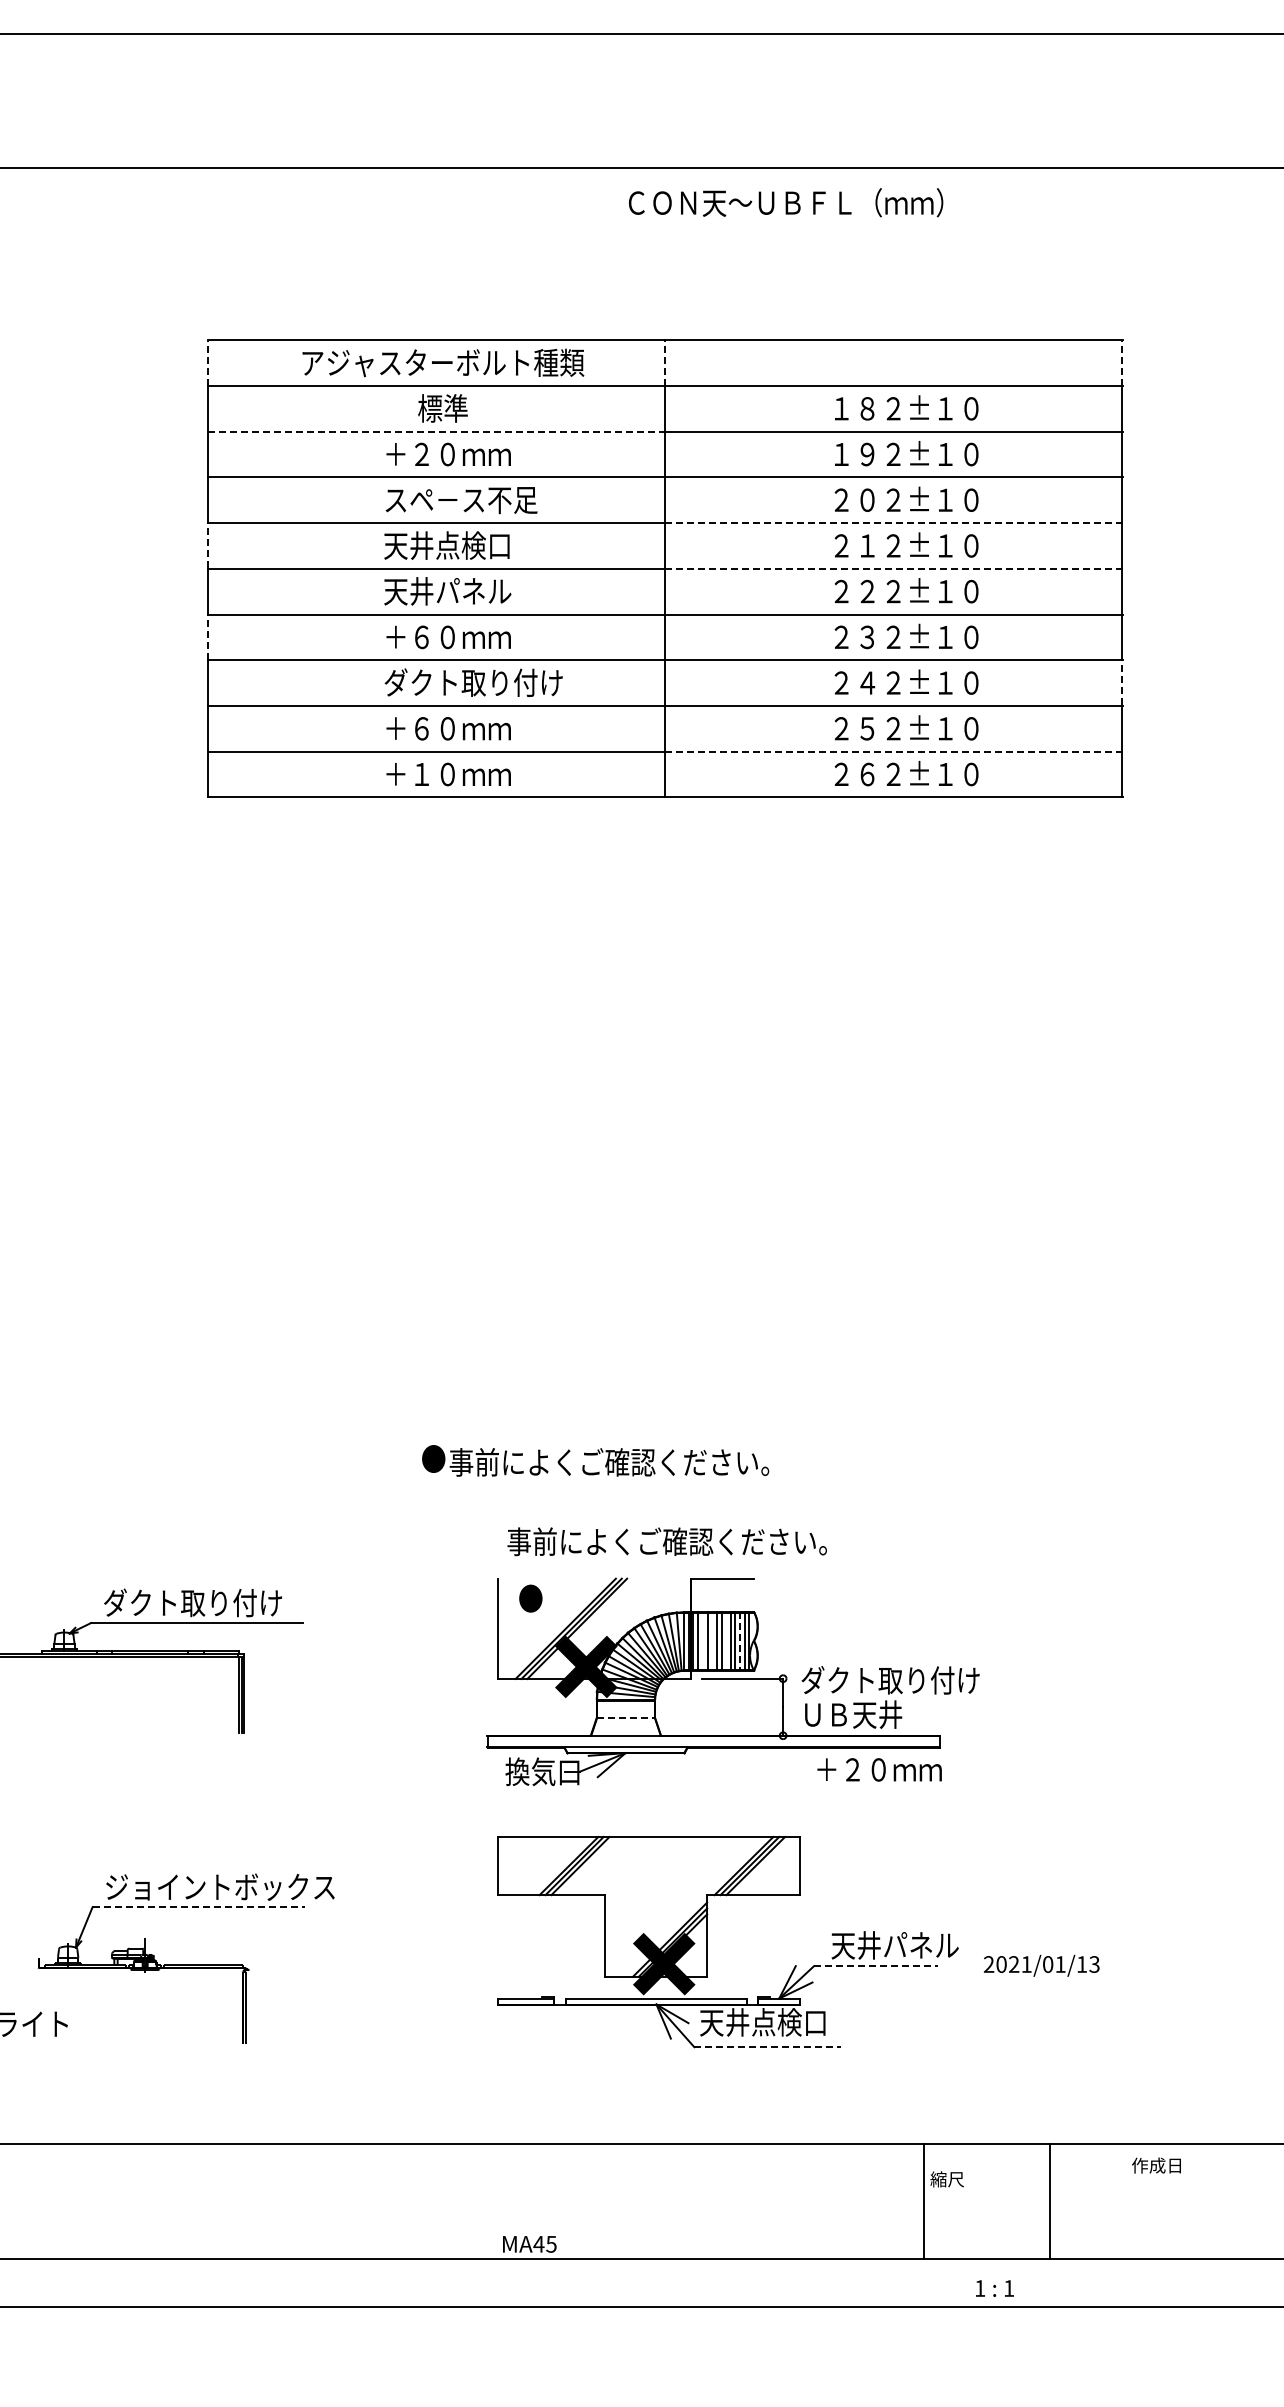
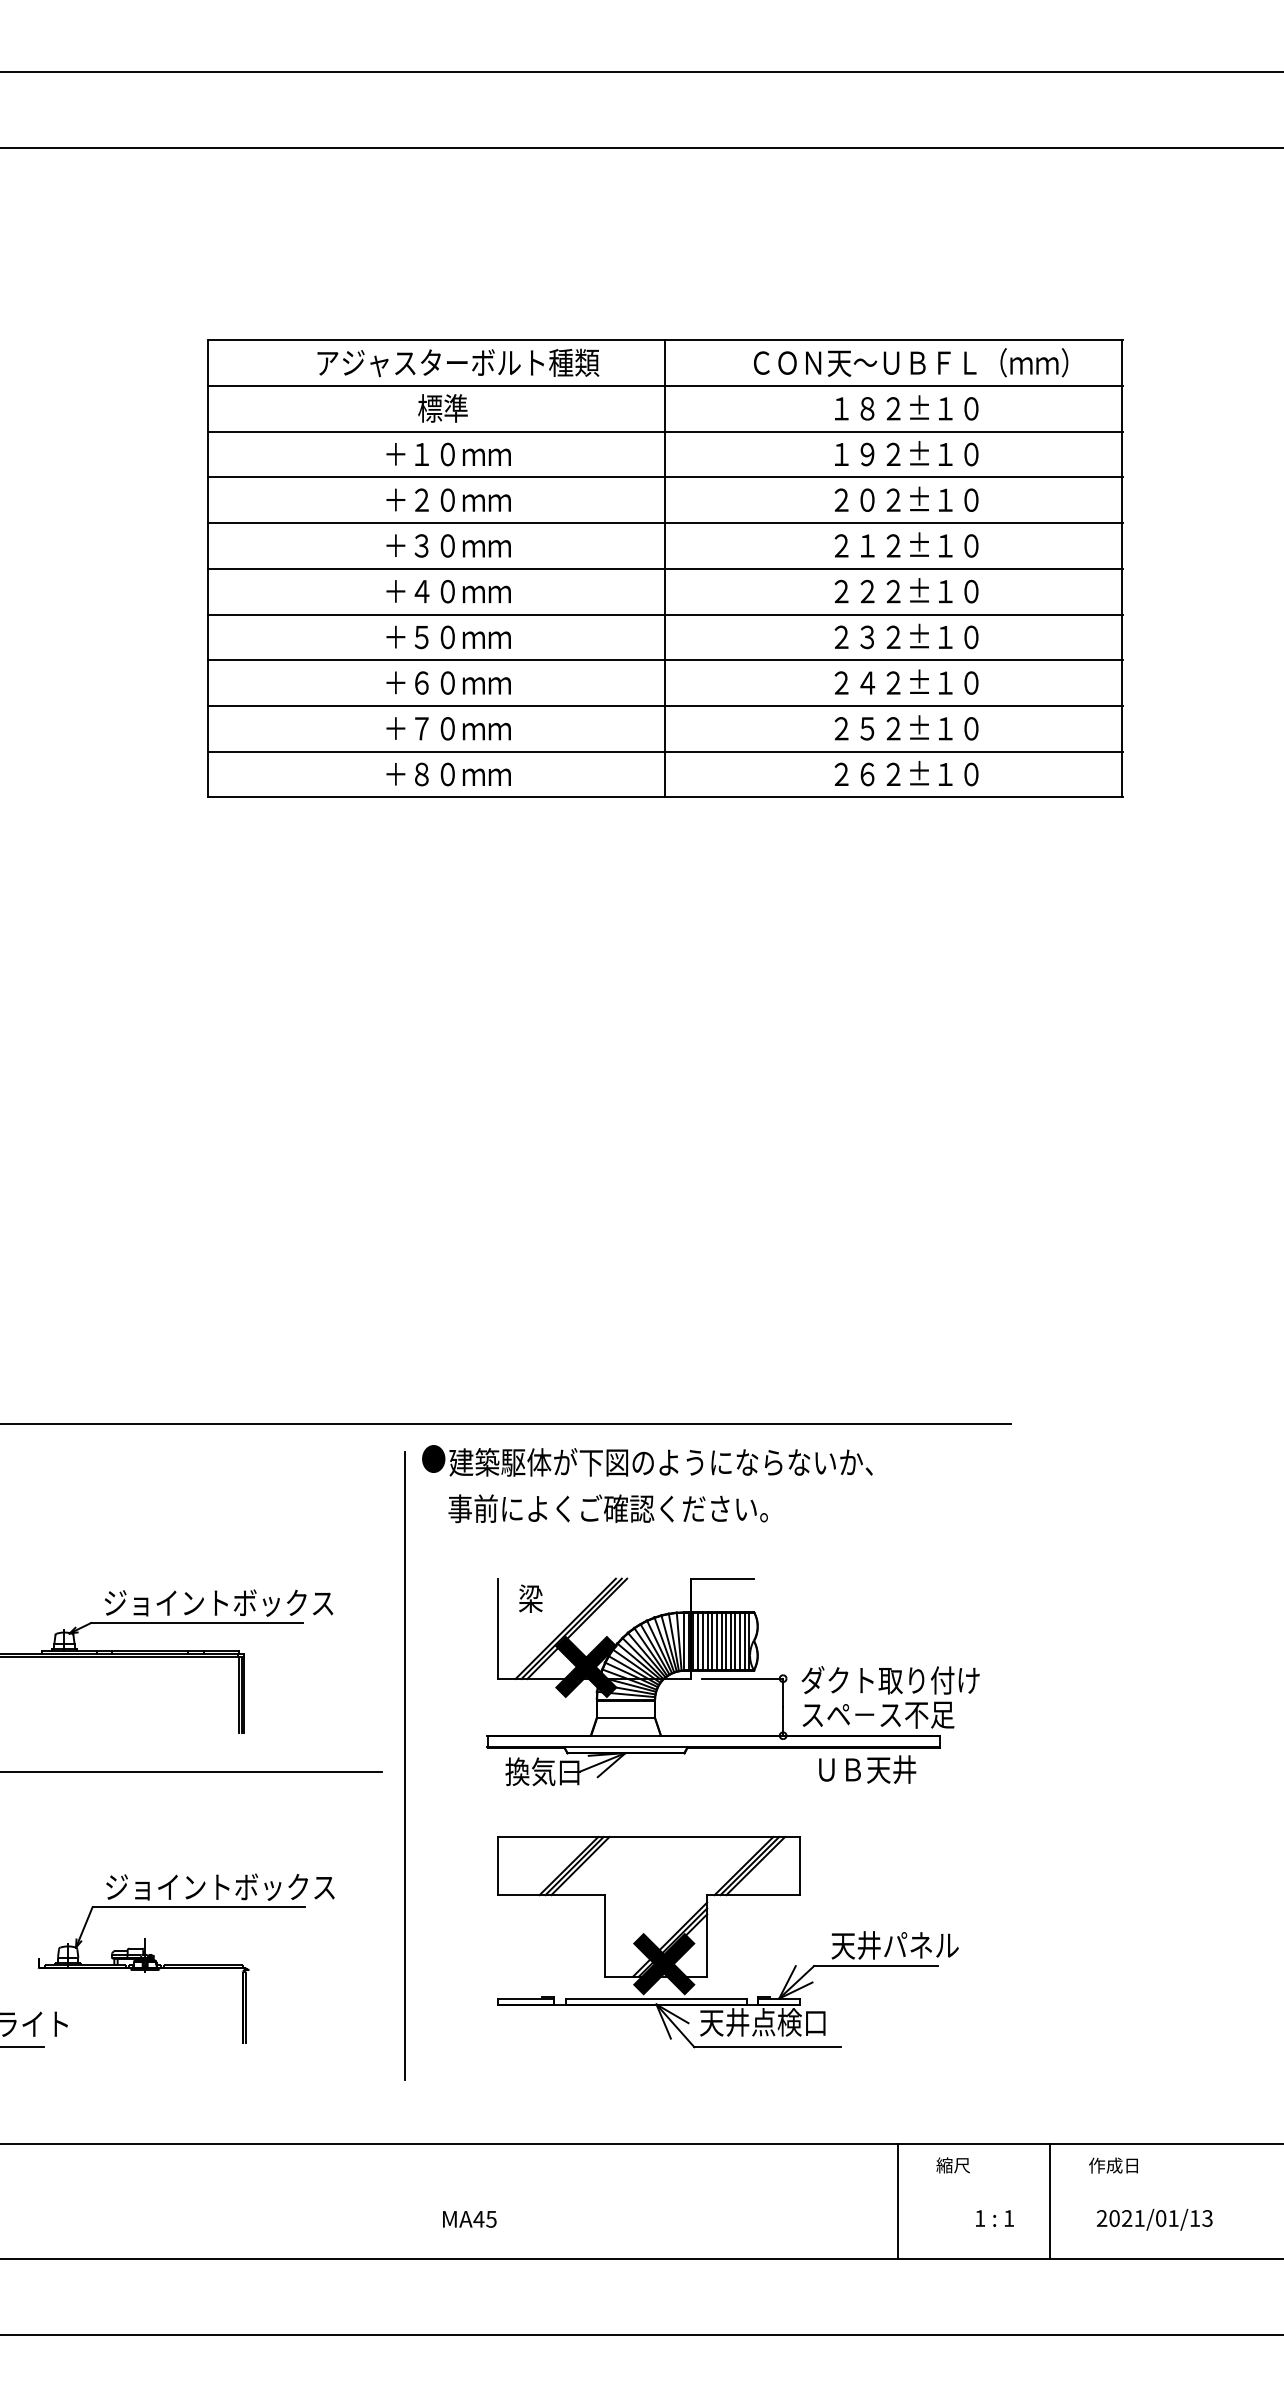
line position: (641, 34) -> (641, 72) (641, 72)
line position: (641, 168) -> (641, 148) (641, 148)
text position: (786, 202) -> (911, 362) (911, 362)
line: dashed -> solid (208, 362)
text position: (443, 362) -> (458, 362) (458, 362)
line: dashed -> solid (665, 362)
line: dashed -> solid (1122, 362)
line: dashed -> solid (436, 431)
text: ＋２０ｍｍ -> ＋１０ｍｍ (421, 453)
text: スペ－ス不足 -> ＋２０ｍｍ (461, 500)
line: dashed -> solid (894, 523)
line: dashed -> solid (208, 545)
text: 天井点検口 -> ＋３０ｍｍ (447, 545)
line: dashed -> solid (894, 568)
text: 天井パネル -> ＋４０ｍｍ (447, 591)
line: dashed -> solid (208, 636)
text: ＋６０ｍｍ -> ＋５０ｍｍ (421, 637)
text: ダクト取り付け -> ＋６０ｍｍ (473, 682)
line: dashed -> solid (1122, 682)
text: ＋６０ｍｍ -> ＋７０ｍｍ (421, 728)
line: dashed -> solid (894, 751)
text: ＋１０ｍｍ -> ＋８０ｍｍ (421, 774)
line: none -> present (506, 1423)
text: 事前によくご確認ください。 -> 建築駆体が下図のようにならないか、 (660, 1462)
text position: (666, 1541) -> (607, 1508) (607, 1508)
text: ● -> 梁 (530, 1598)
text: ダクト取り付け -> ジョイントボックス (218, 1602)
line: none -> present (702, 1641)
line: none -> present (711, 1641)
line: none -> present (726, 1641)
line: dashed -> solid (740, 1641)
text: ＵＢ天井 -> スペ－ス不足 (878, 1714)
line: dashed -> solid (626, 1717)
line: none -> present (404, 1765)
text: ＋２０ｍｍ -> ＵＢ天井 (879, 1769)
line: none -> present (192, 1772)
line: dashed -> solid (199, 1907)
text position: (1041, 1965) -> (1154, 2219) (1154, 2219)
line: dashed -> solid (876, 1966)
line: none -> present (23, 2046)
line: dashed -> solid (768, 2047)
text position: (1156, 2165) -> (1113, 2165) (1113, 2165)
text position: (946, 2179) -> (952, 2165) (952, 2165)
line position: (923, 2201) -> (897, 2201) (897, 2201)
text position: (529, 2244) -> (469, 2219) (469, 2219)
text position: (994, 2288) -> (994, 2218) (994, 2218)
line position: (641, 2306) -> (641, 2334) (641, 2334)
